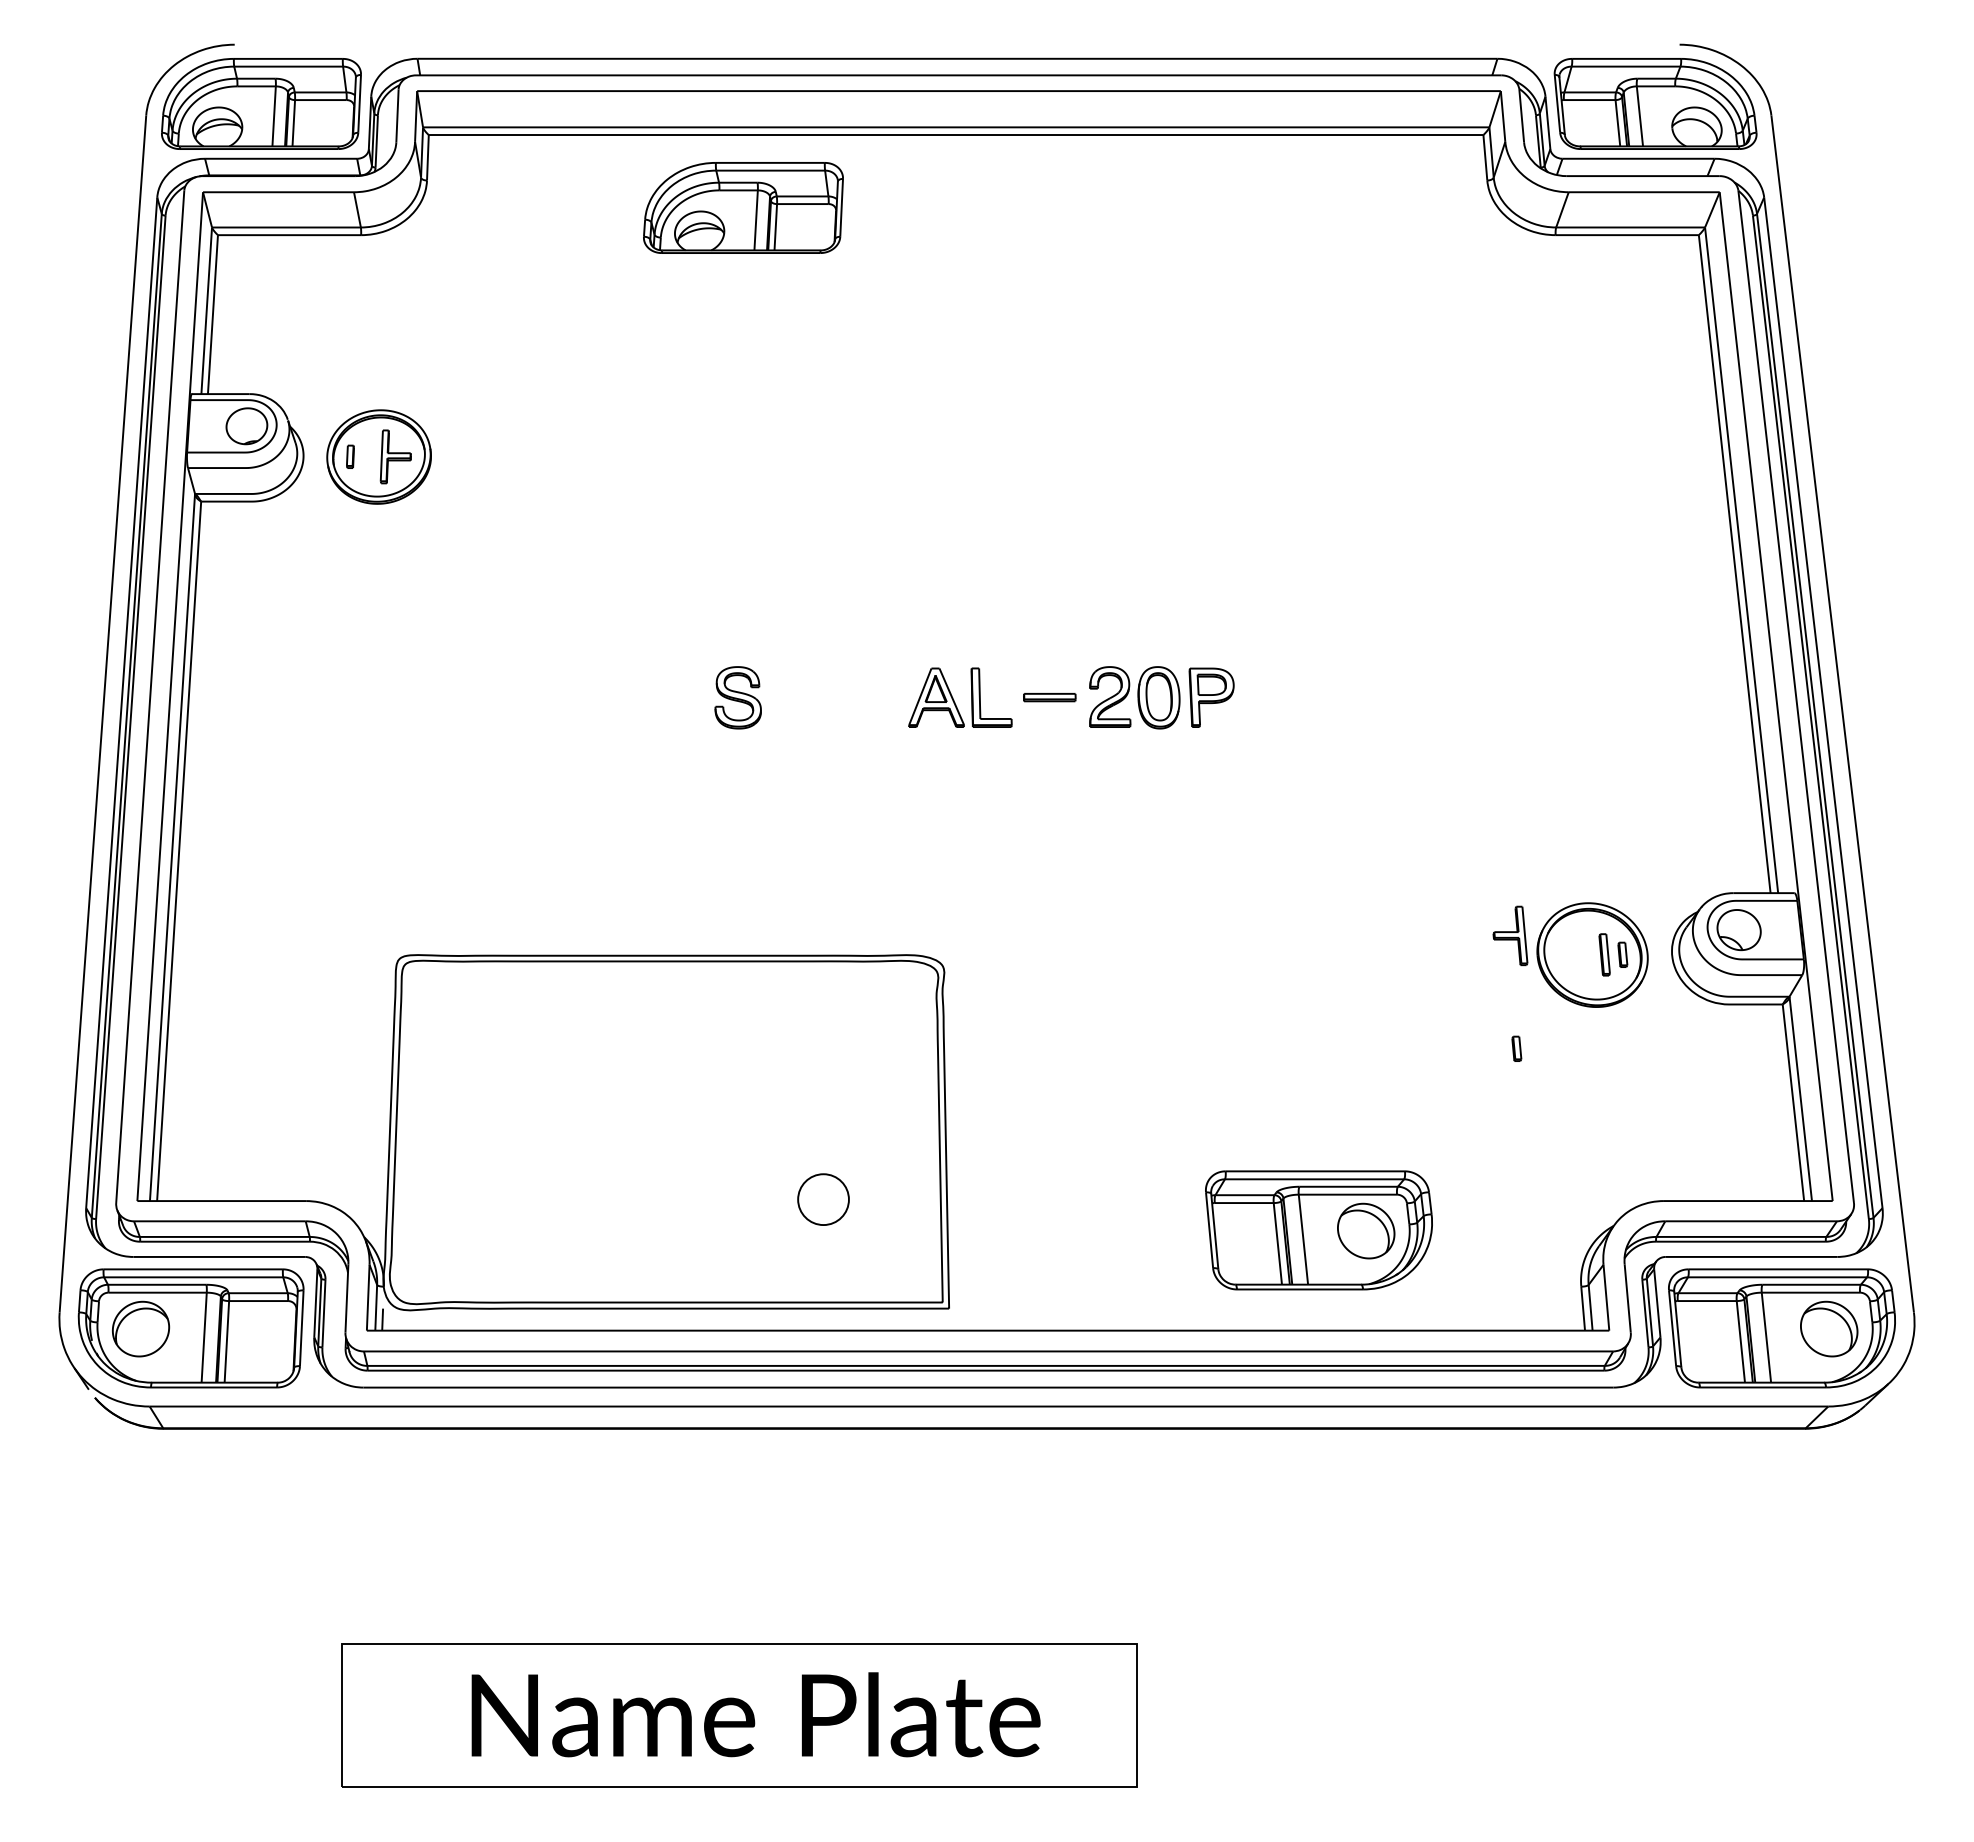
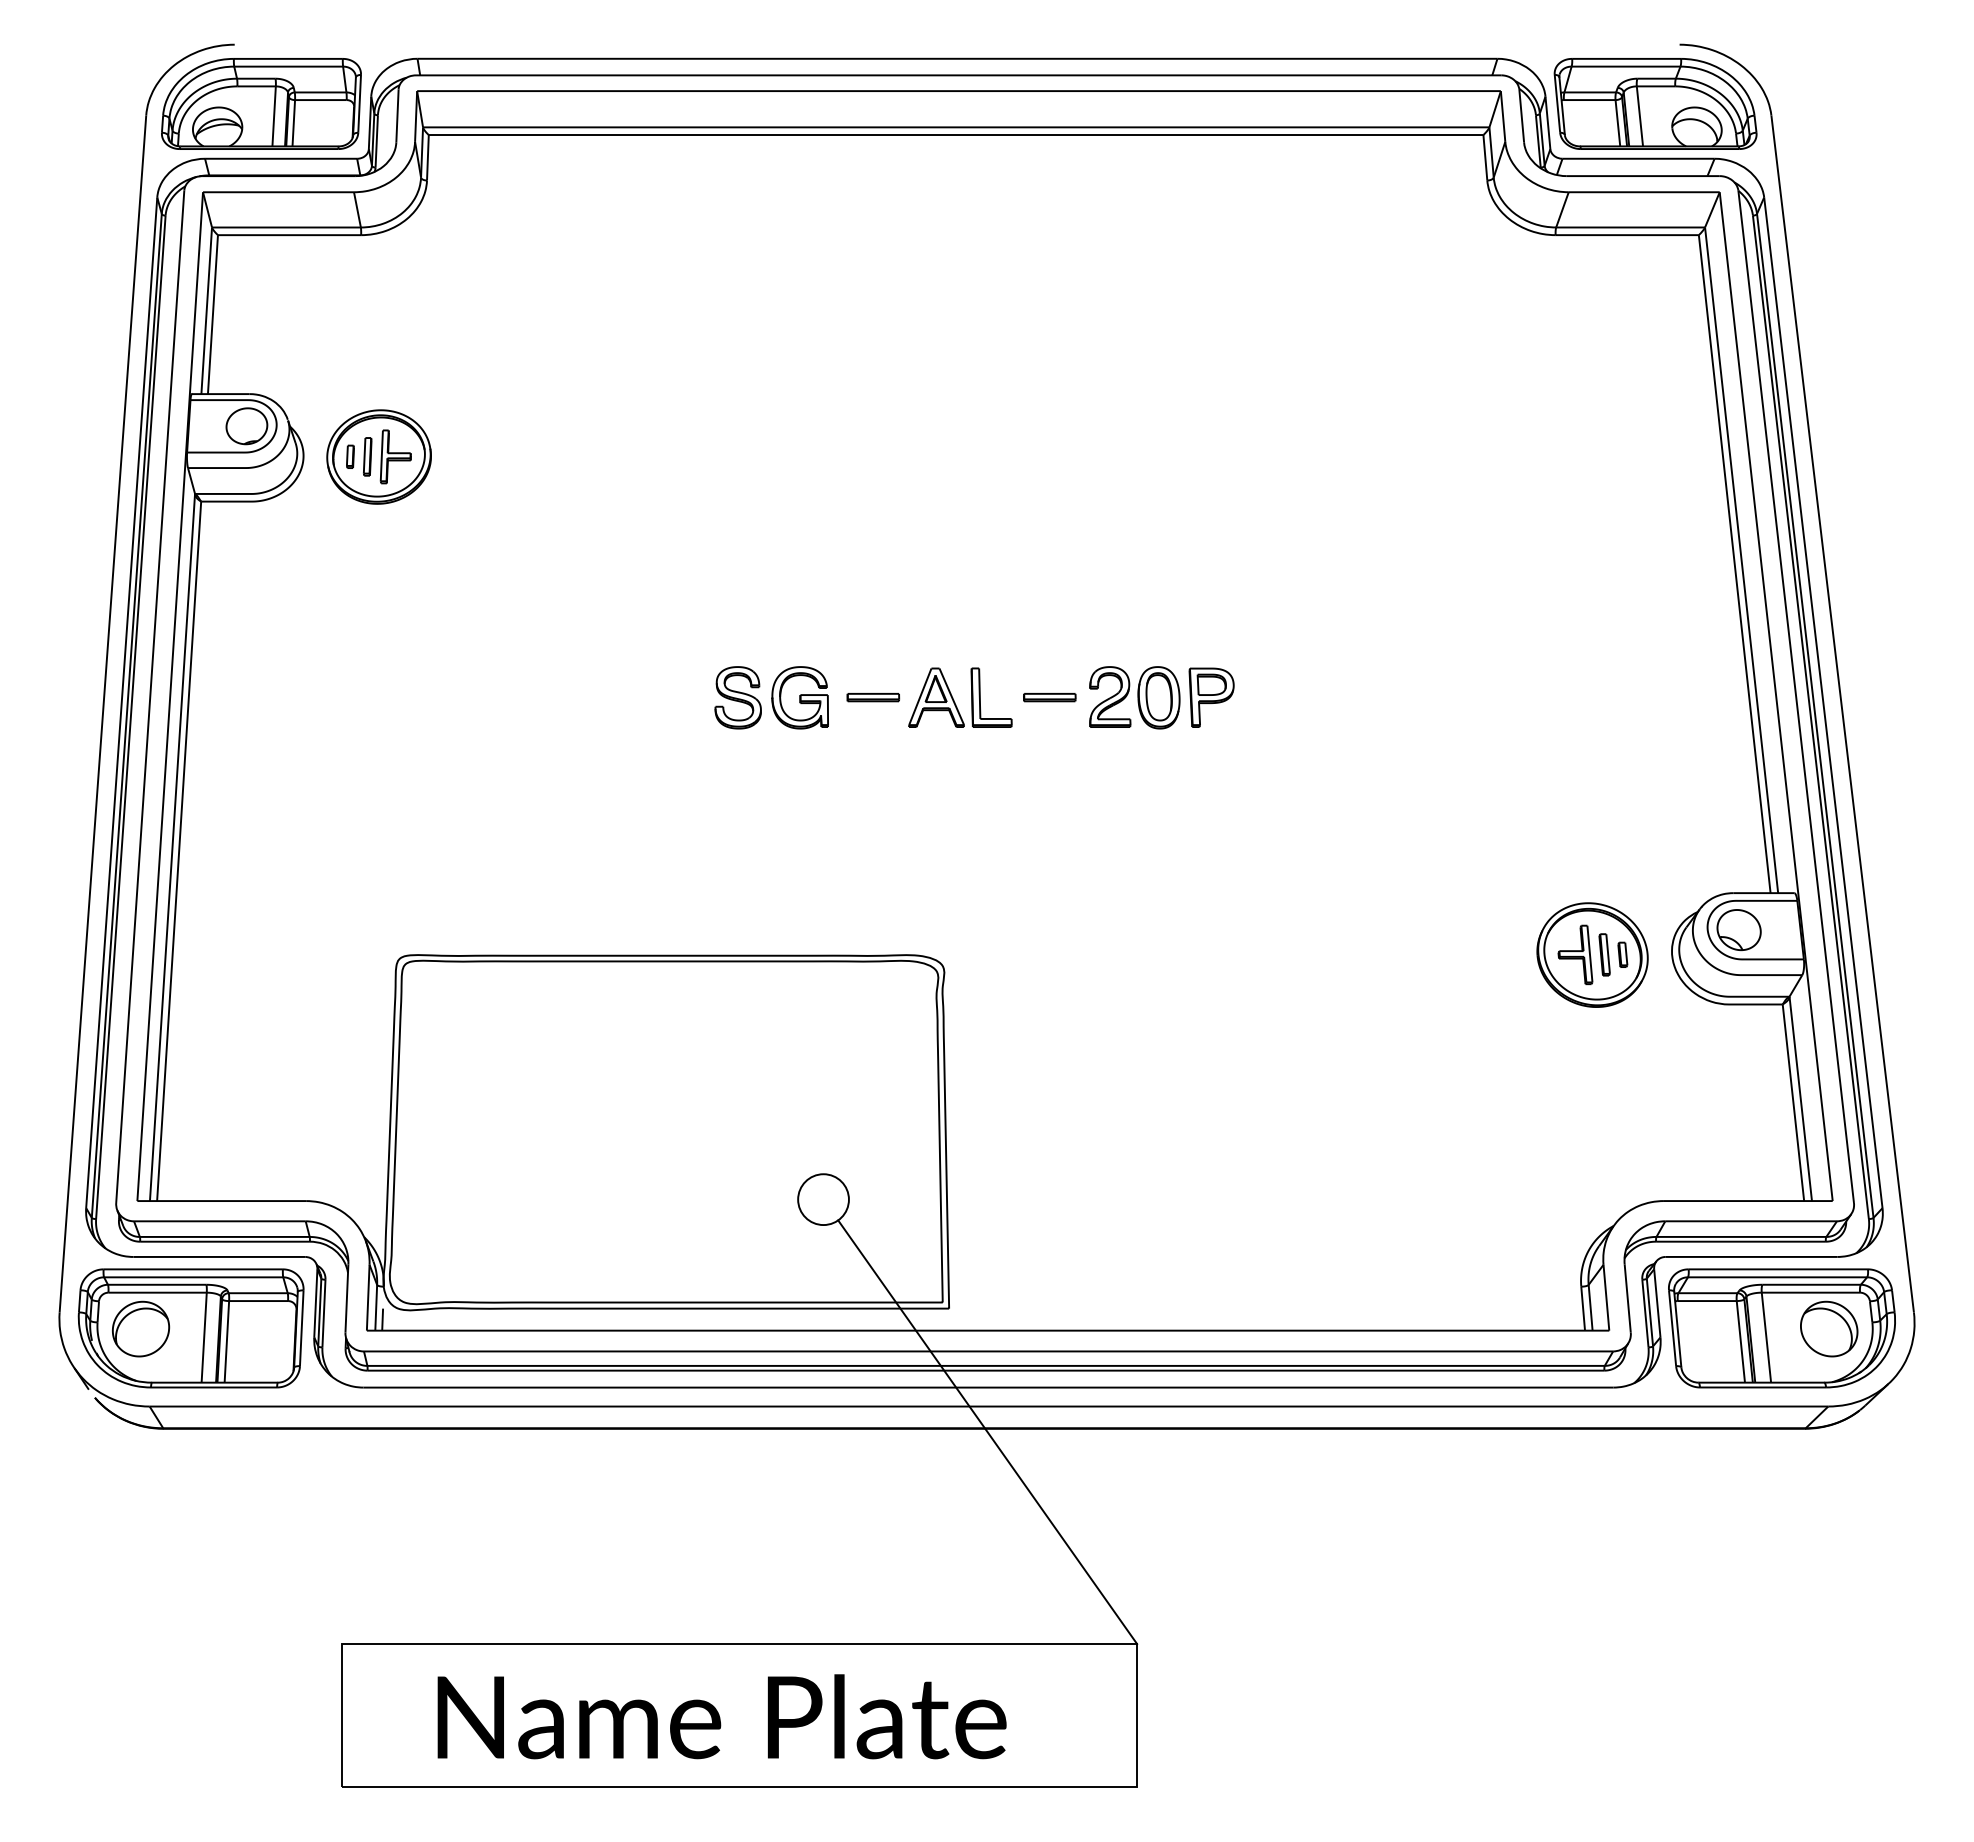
part: present -> none (743, 207)
part: none -> present (367, 456)
part: none -> present (799, 697)
part: none -> present (873, 697)
part position: (1510, 935) -> (1575, 954) (1575, 954)
part: present -> none (1516, 1048)
part: present -> none (1318, 1230)
line: none -> present (987, 1432)
text position: (755, 1714) -> (721, 1716) (721, 1716)
